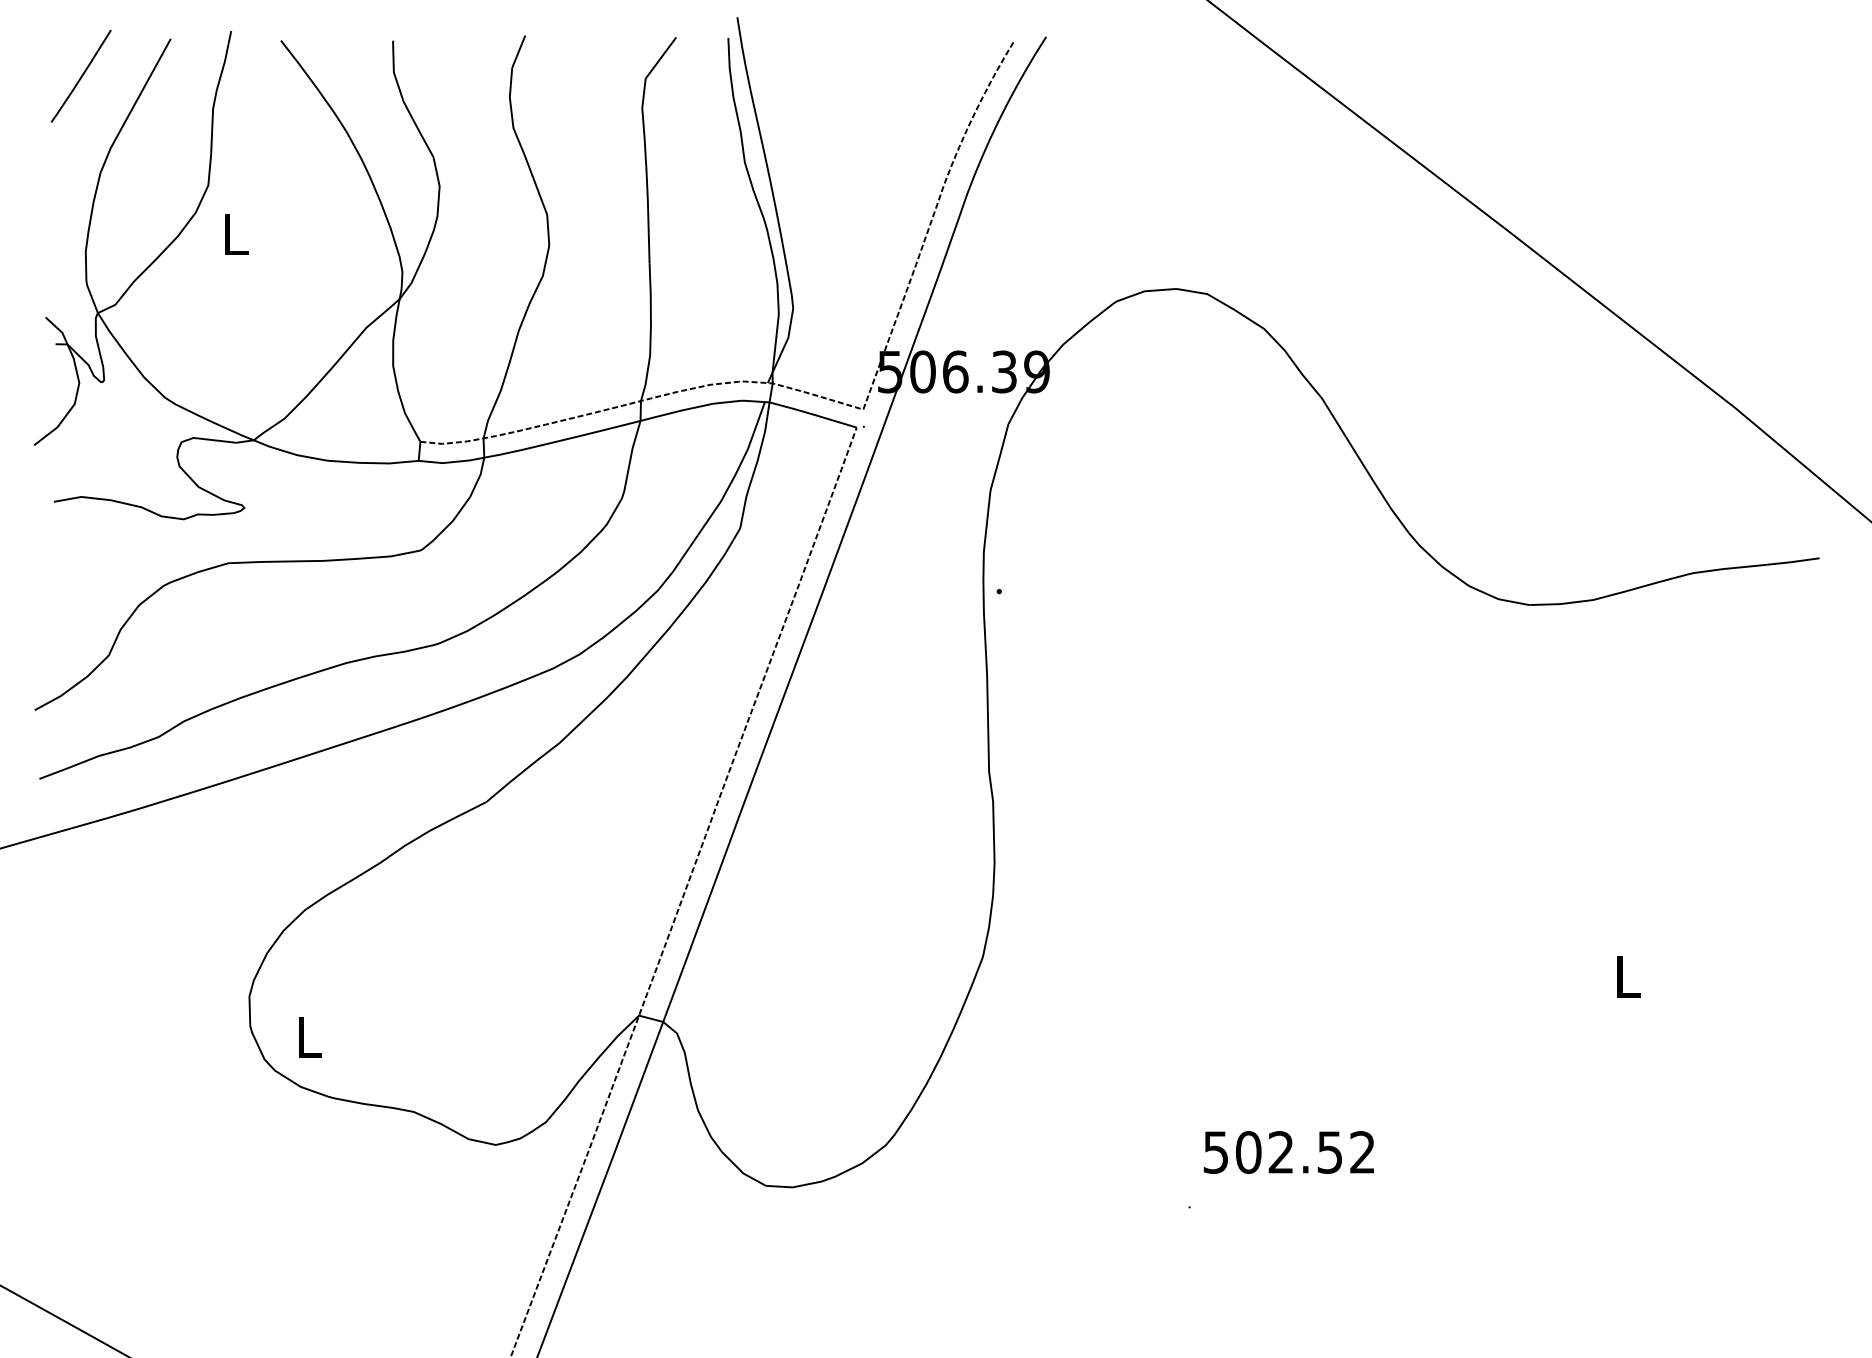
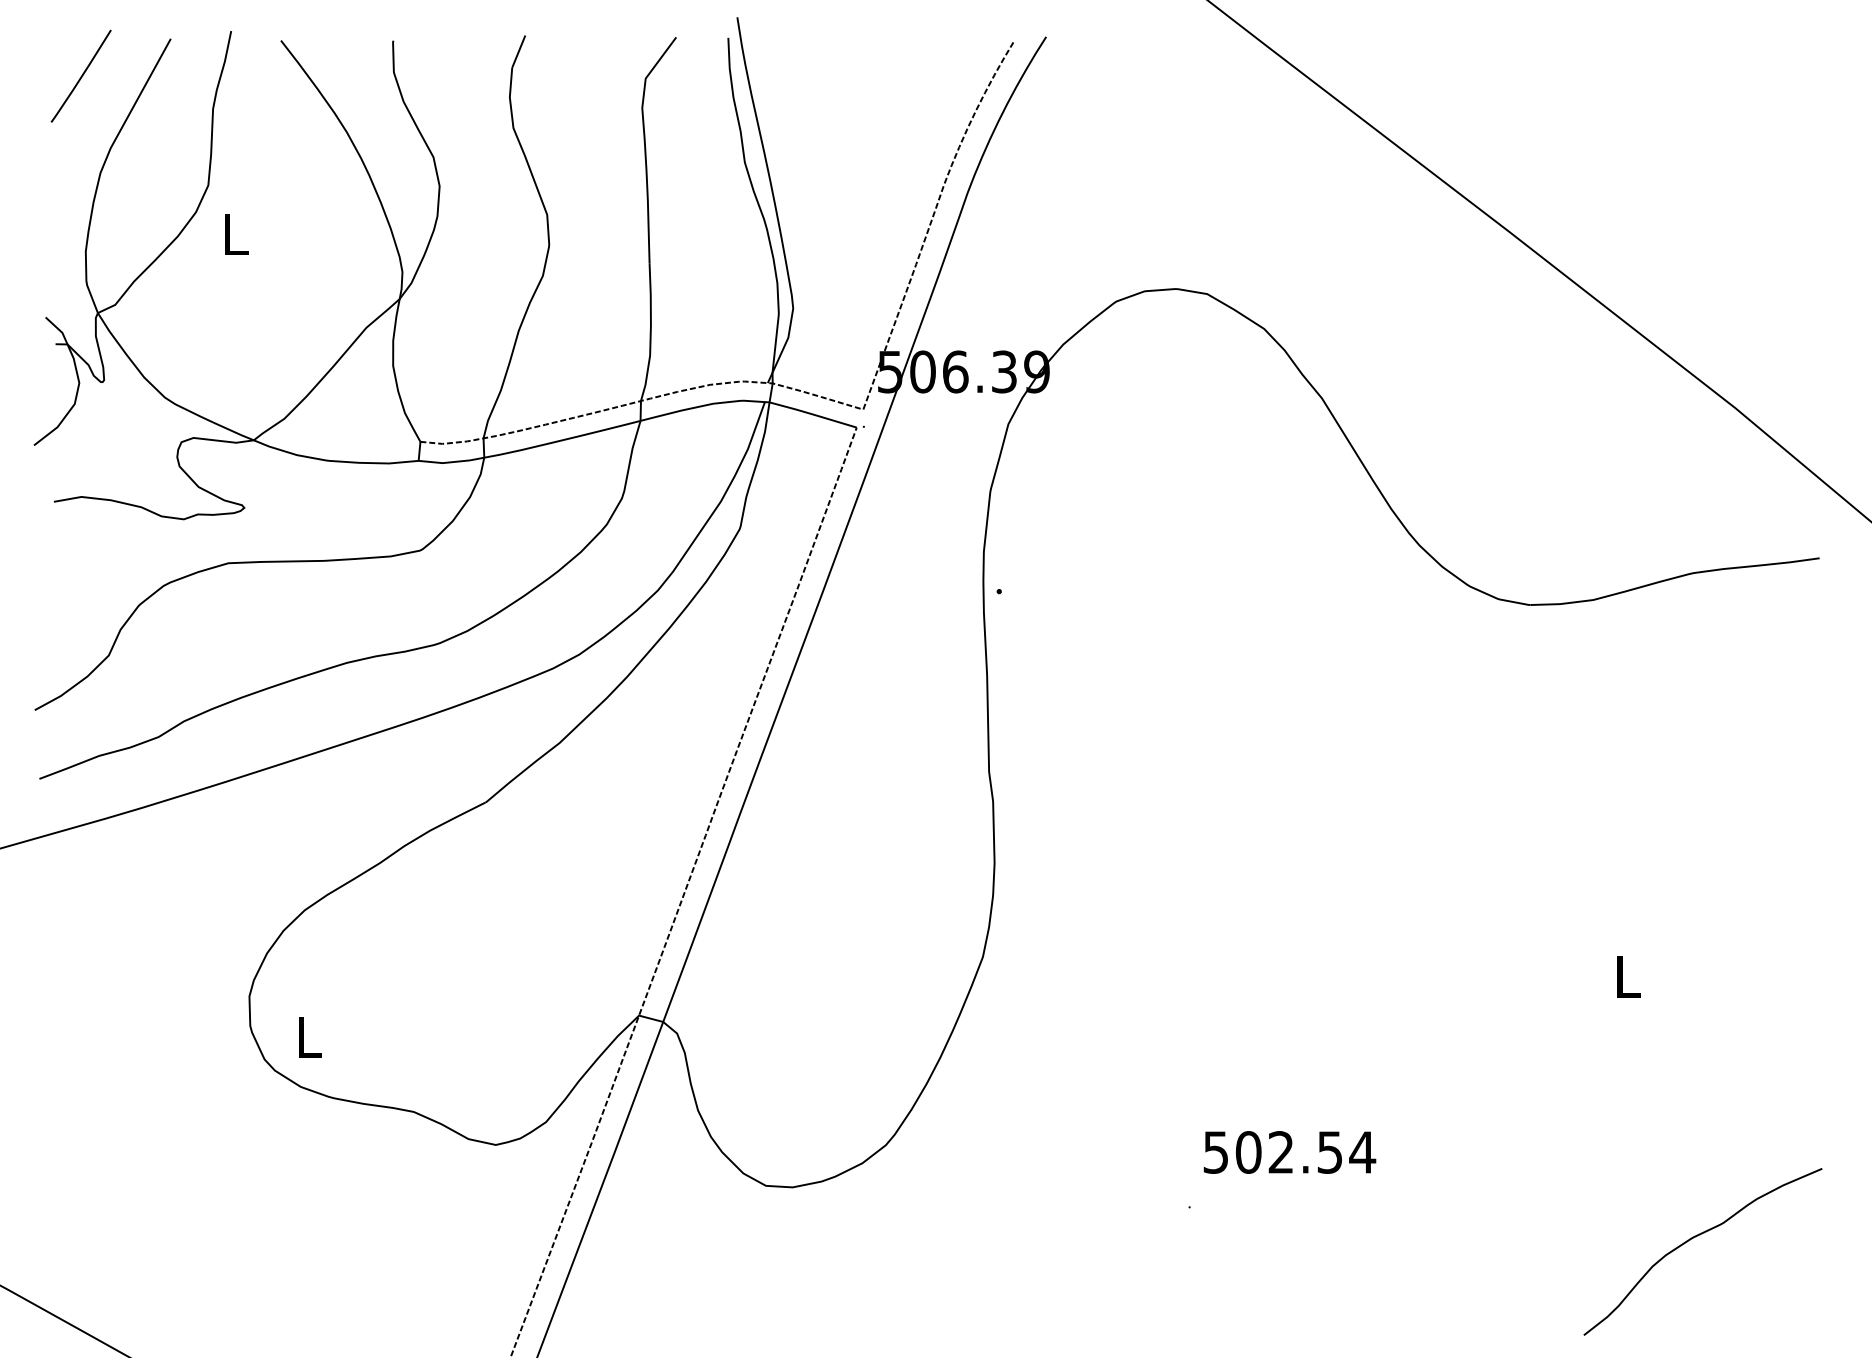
text: 502.52 -> 502.54 (1362, 1152)
curve: none -> present (1692, 1239)
